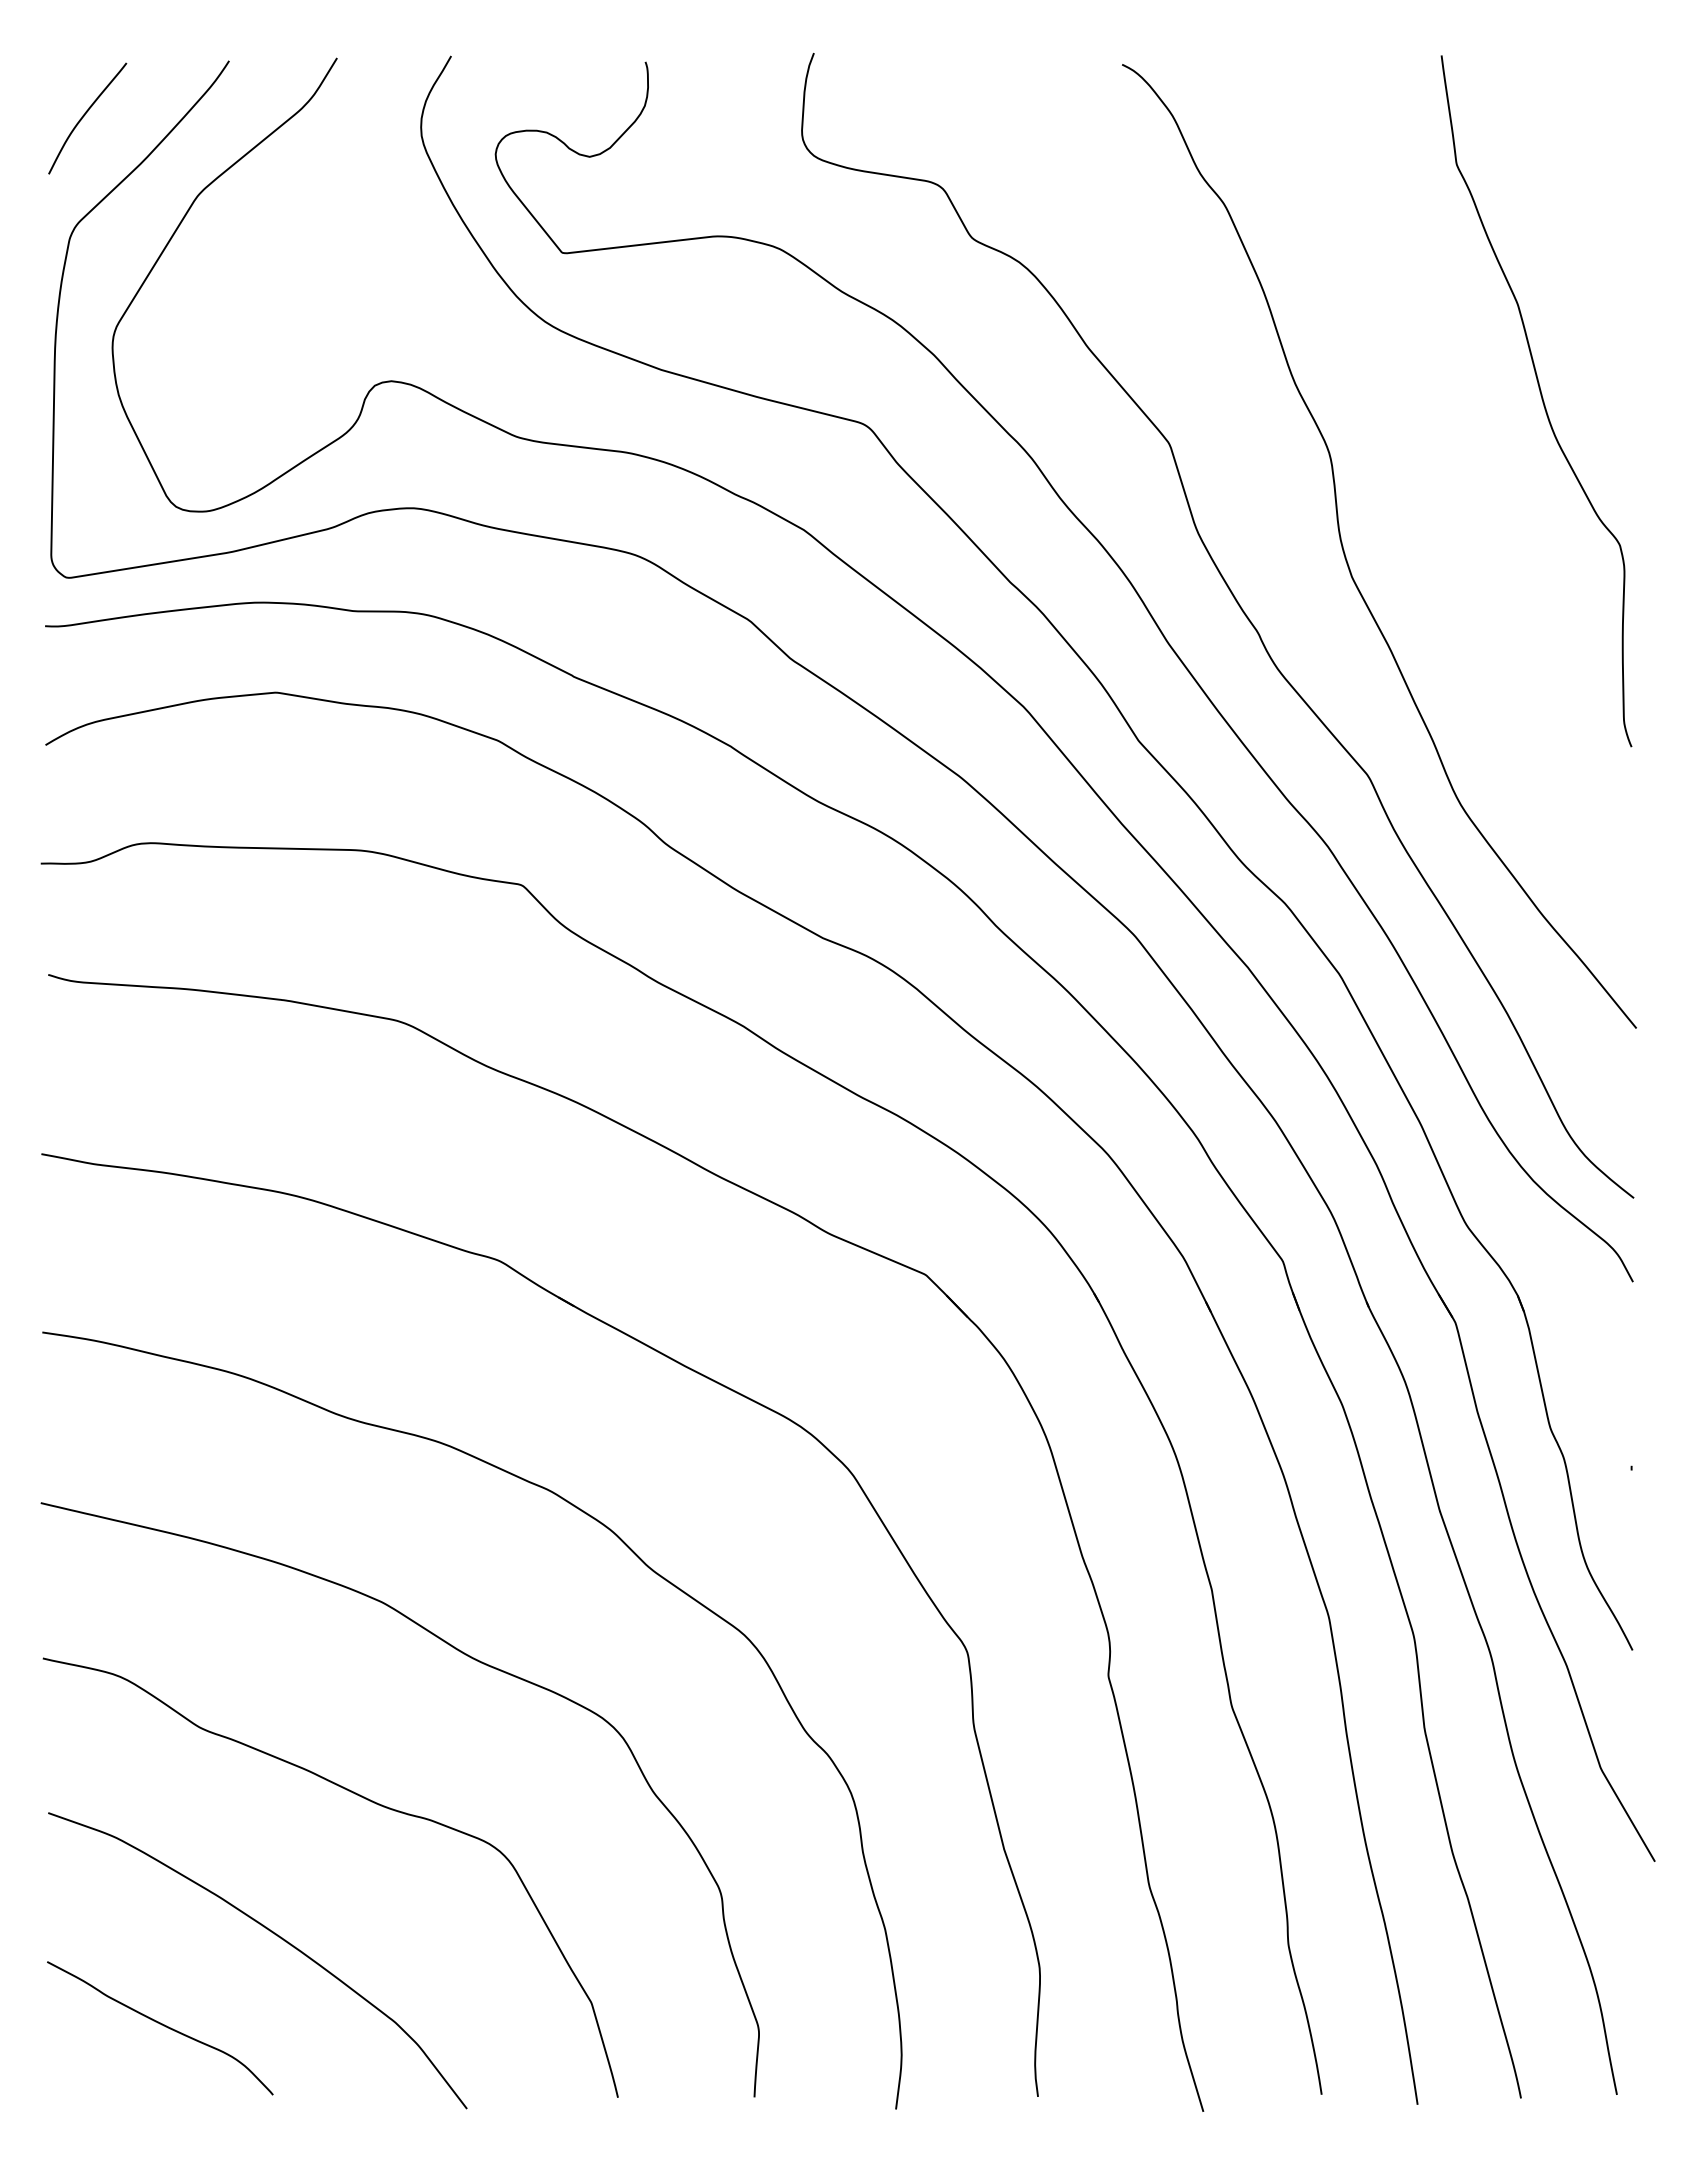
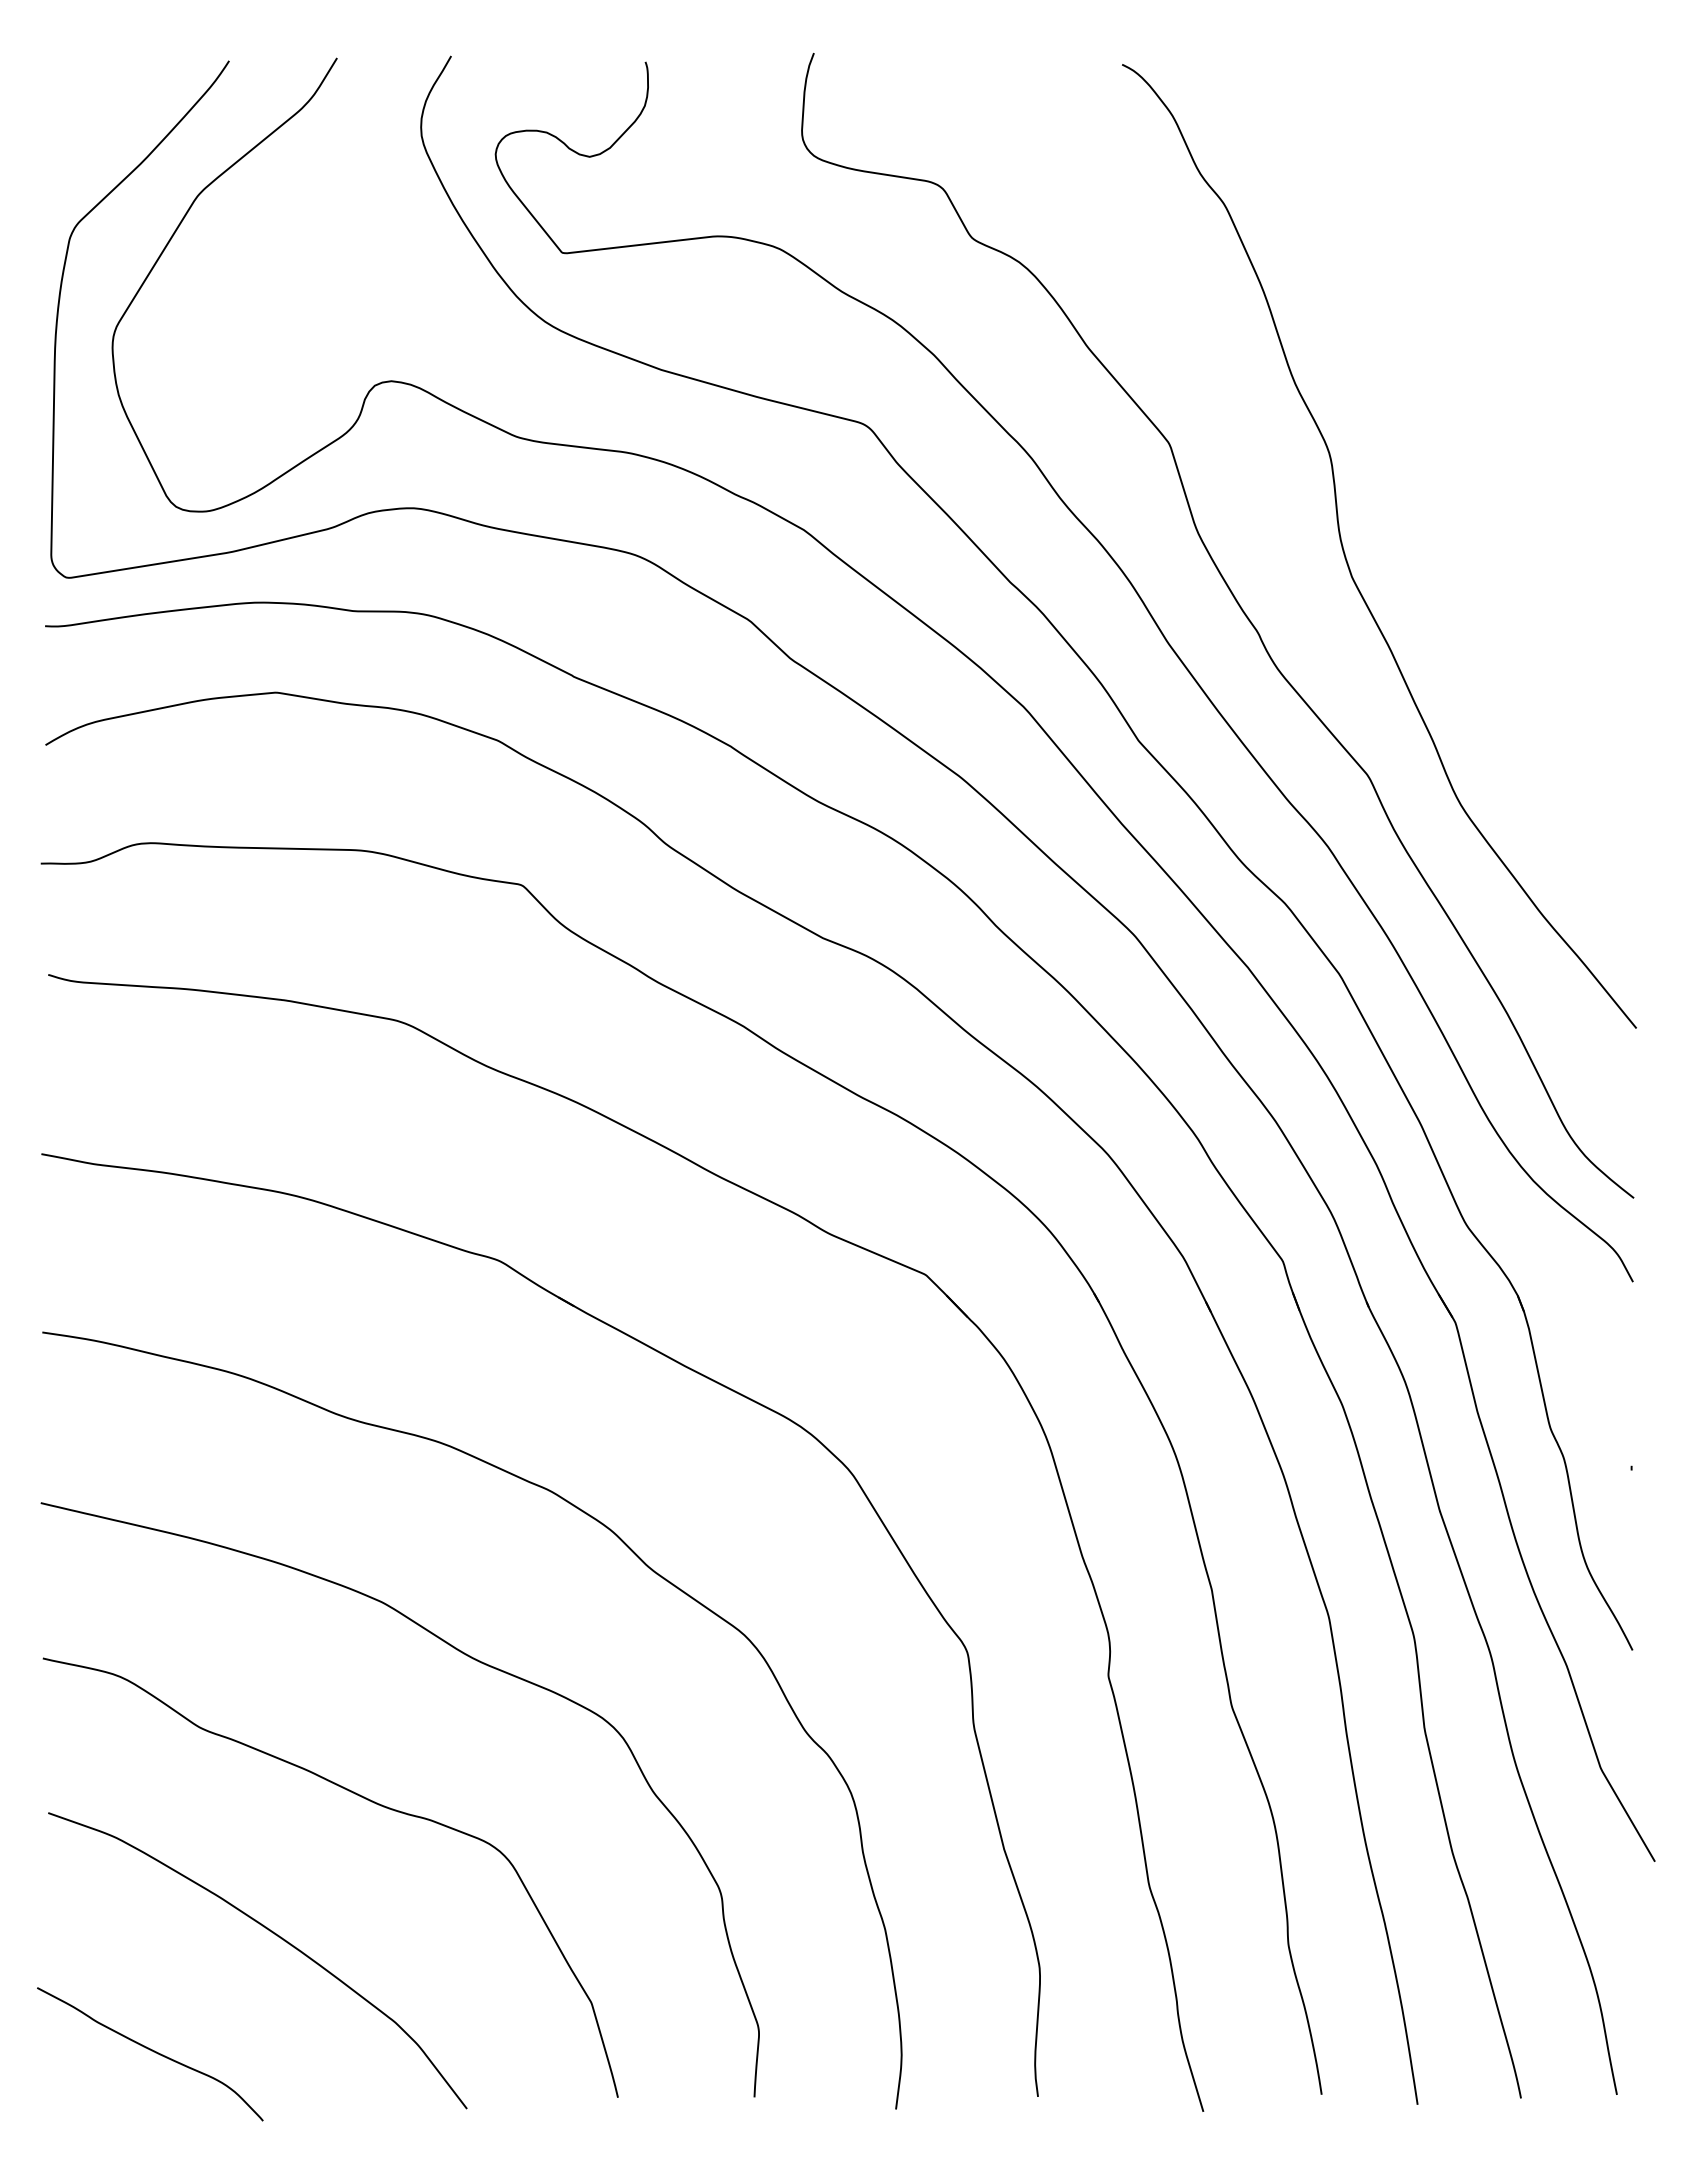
curve: present -> none (85, 115)
curve: present -> none (1541, 399)
curve position: (161, 2025) -> (151, 2051) (151, 2051)
